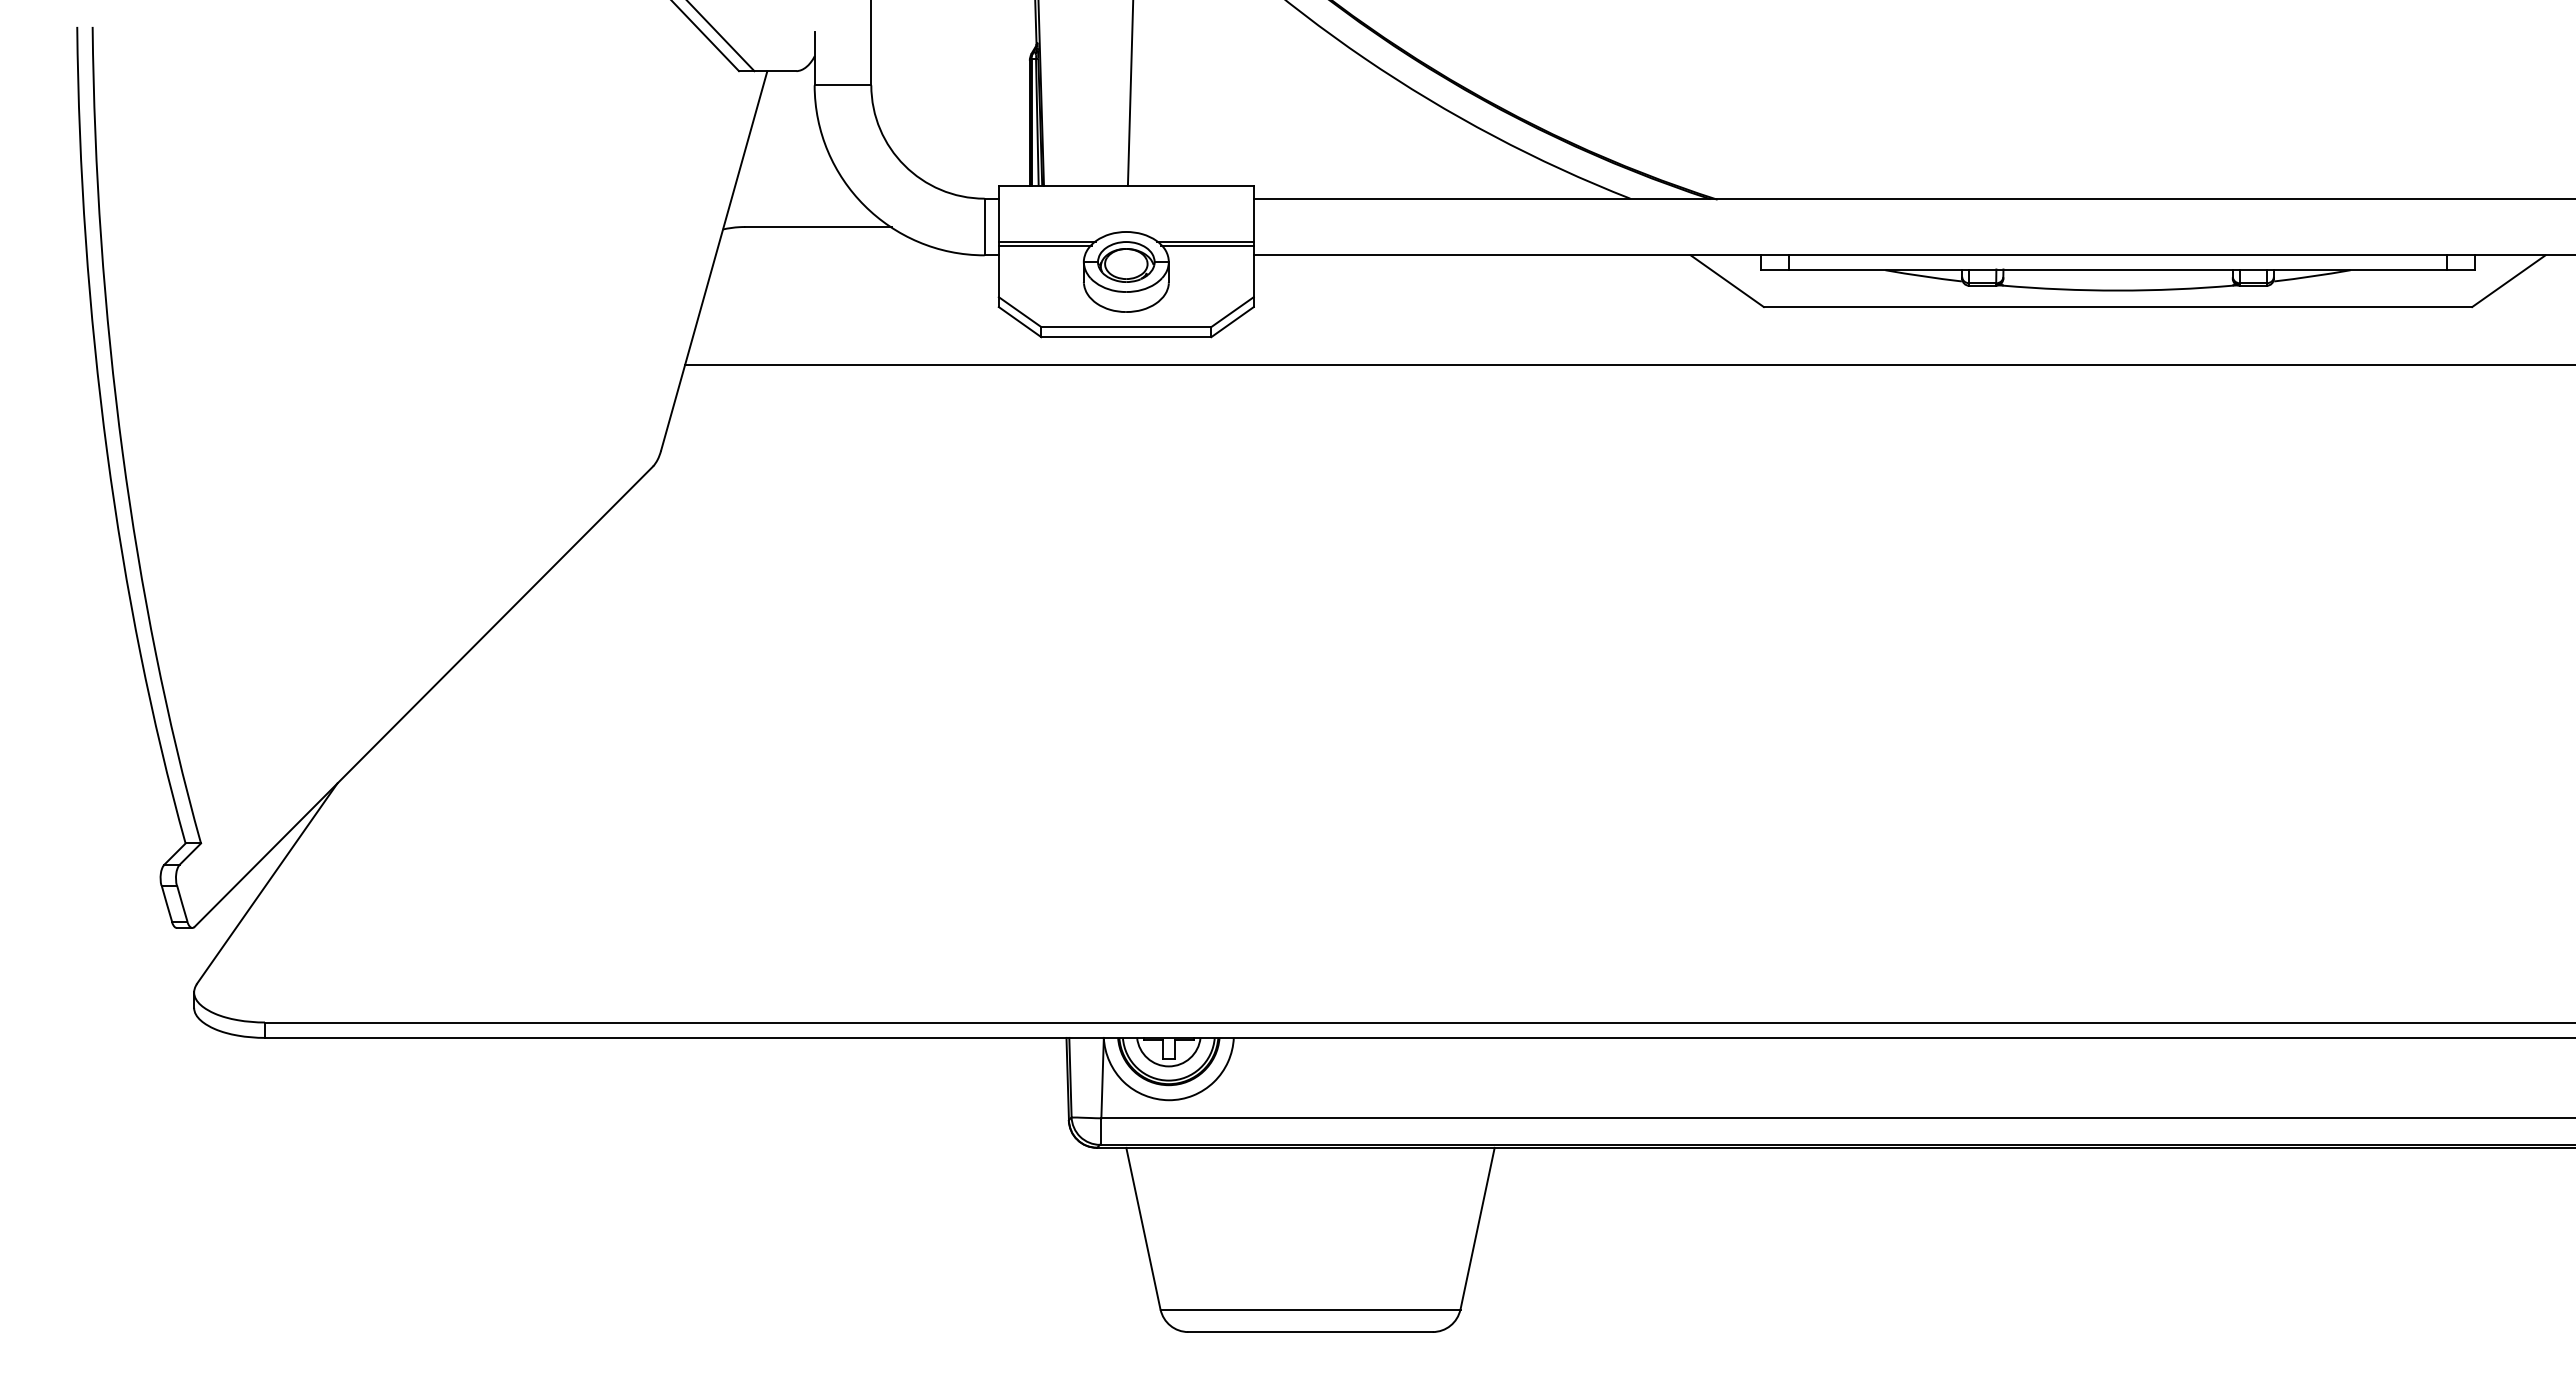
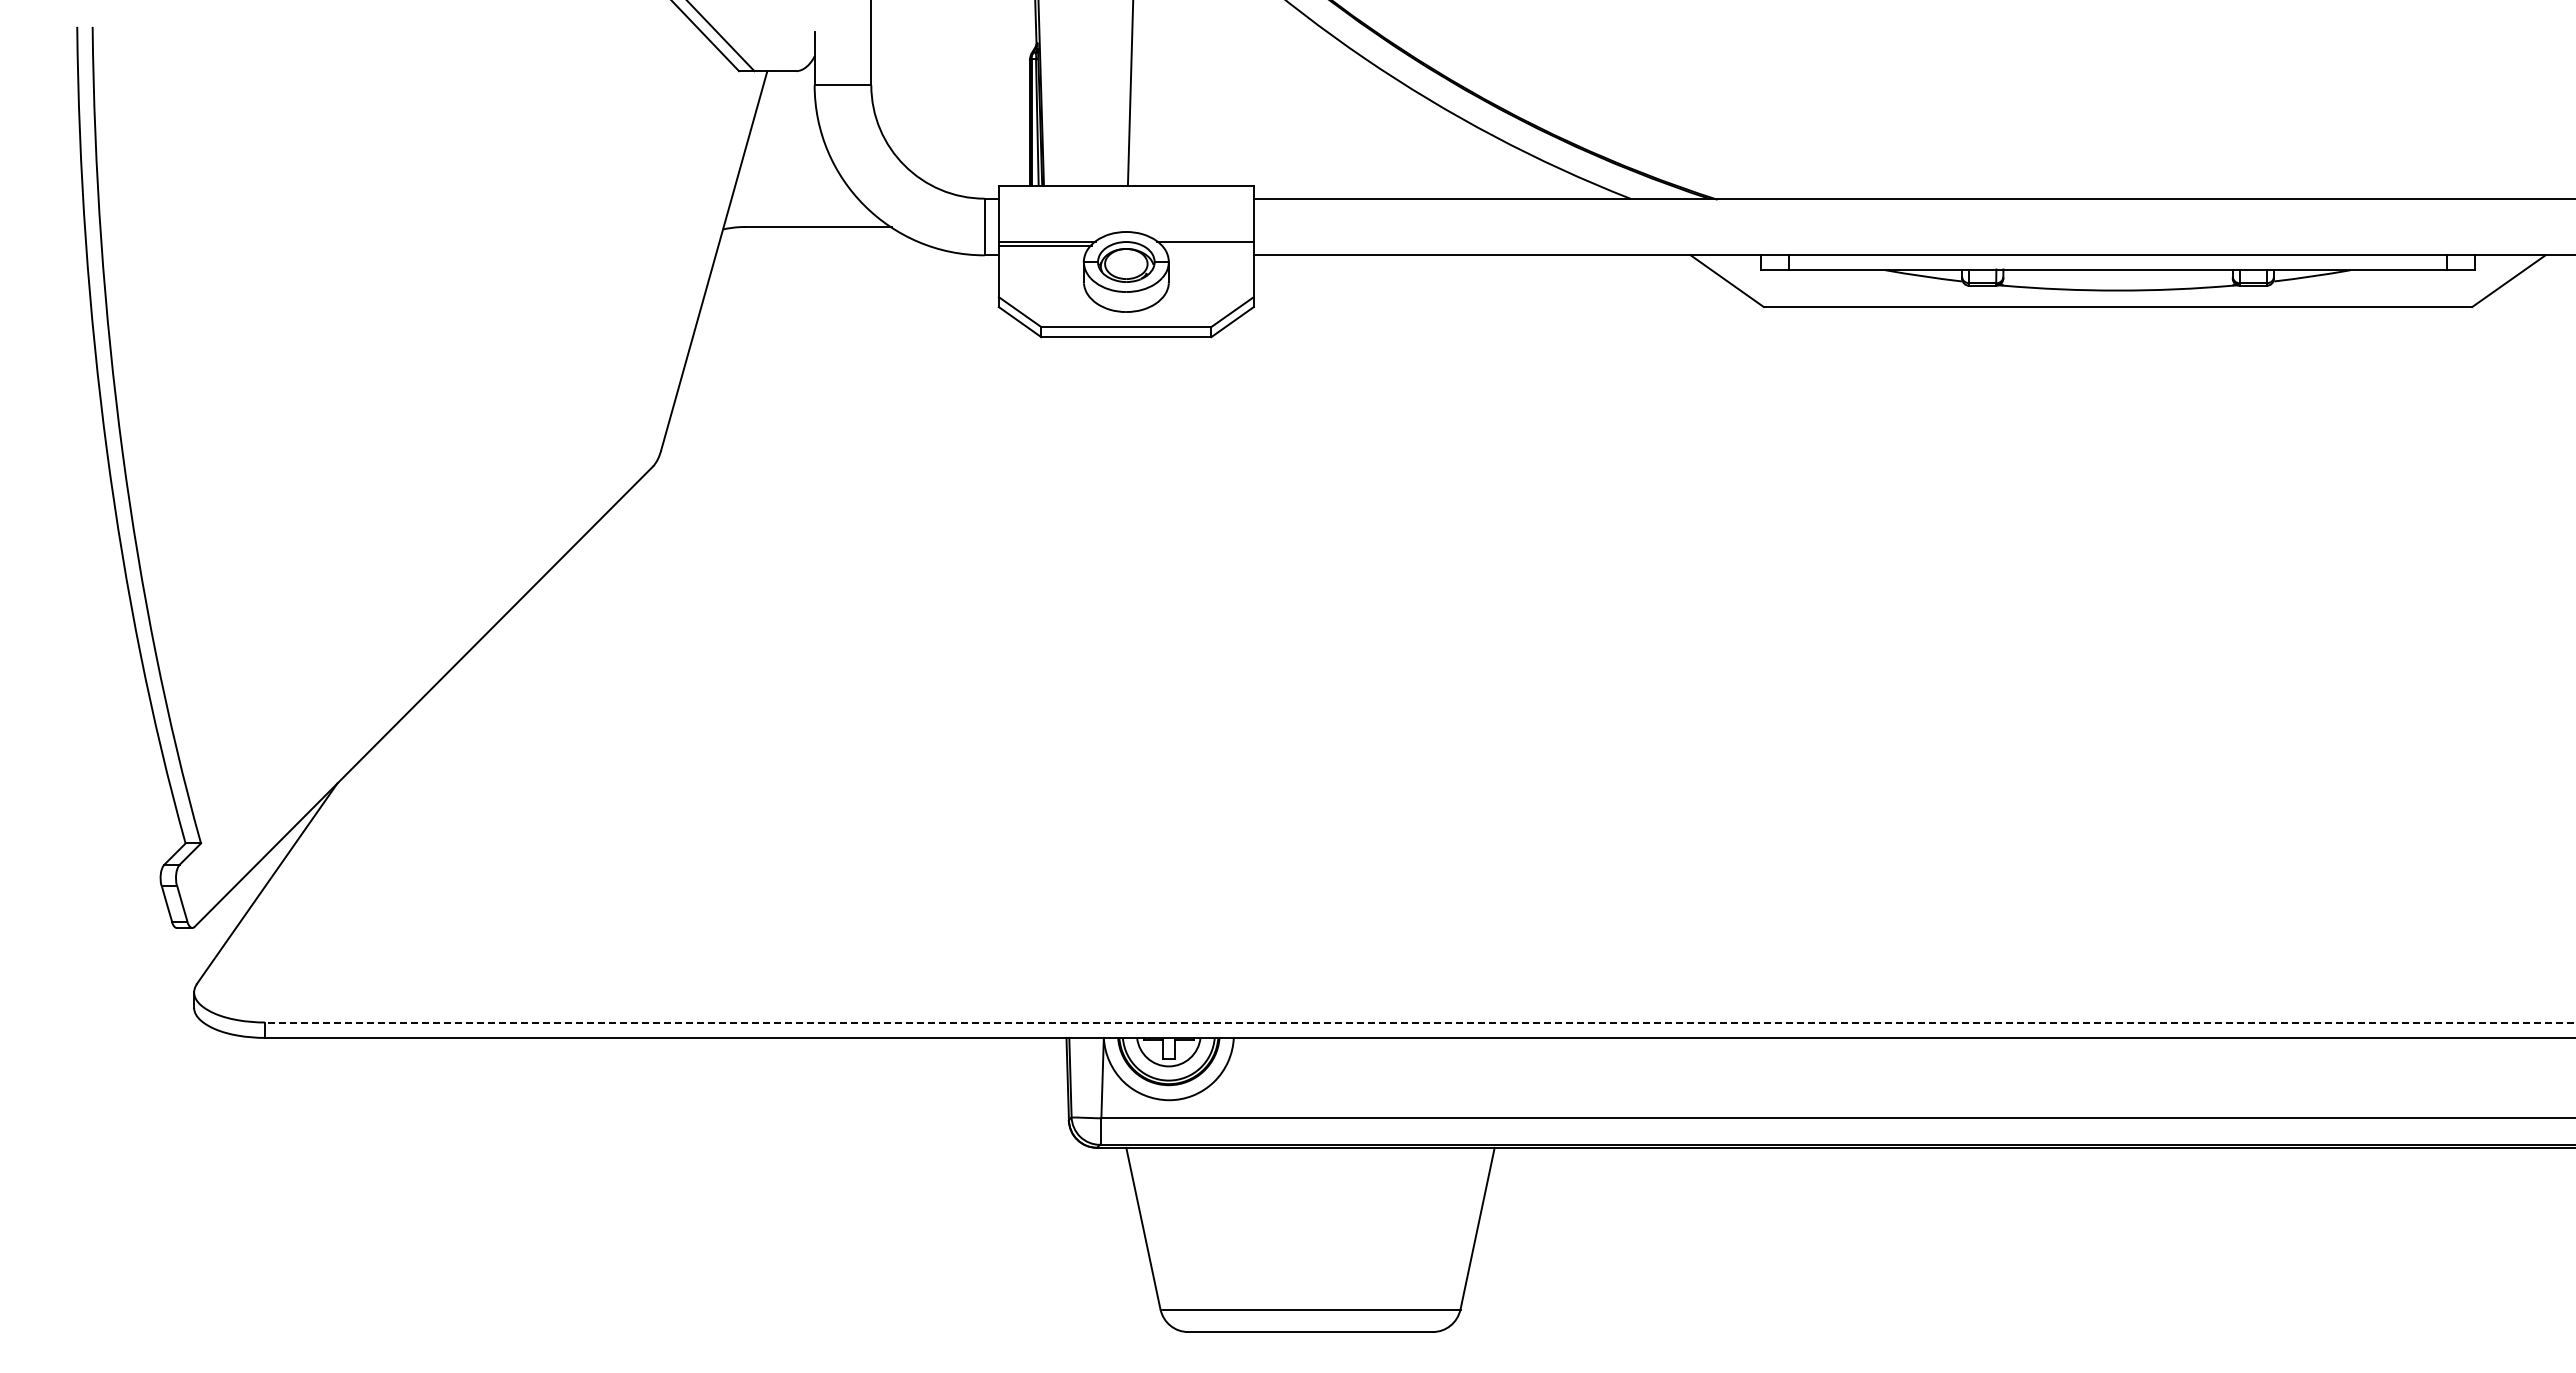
line: present -> none (1207, 245)
line: present -> none (1628, 365)
line: solid -> dashed (1419, 1022)
